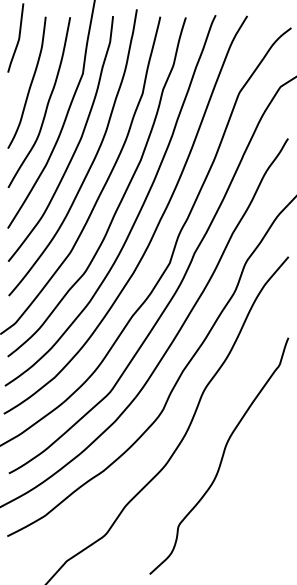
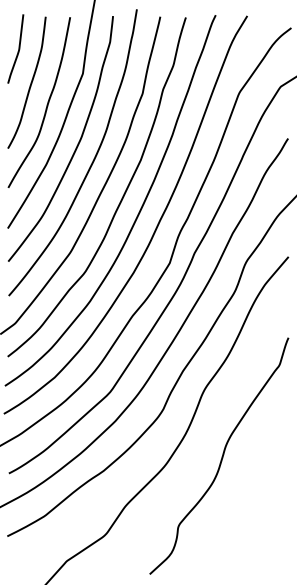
curve position: (18, 37) -> (18, 48) (18, 48)
